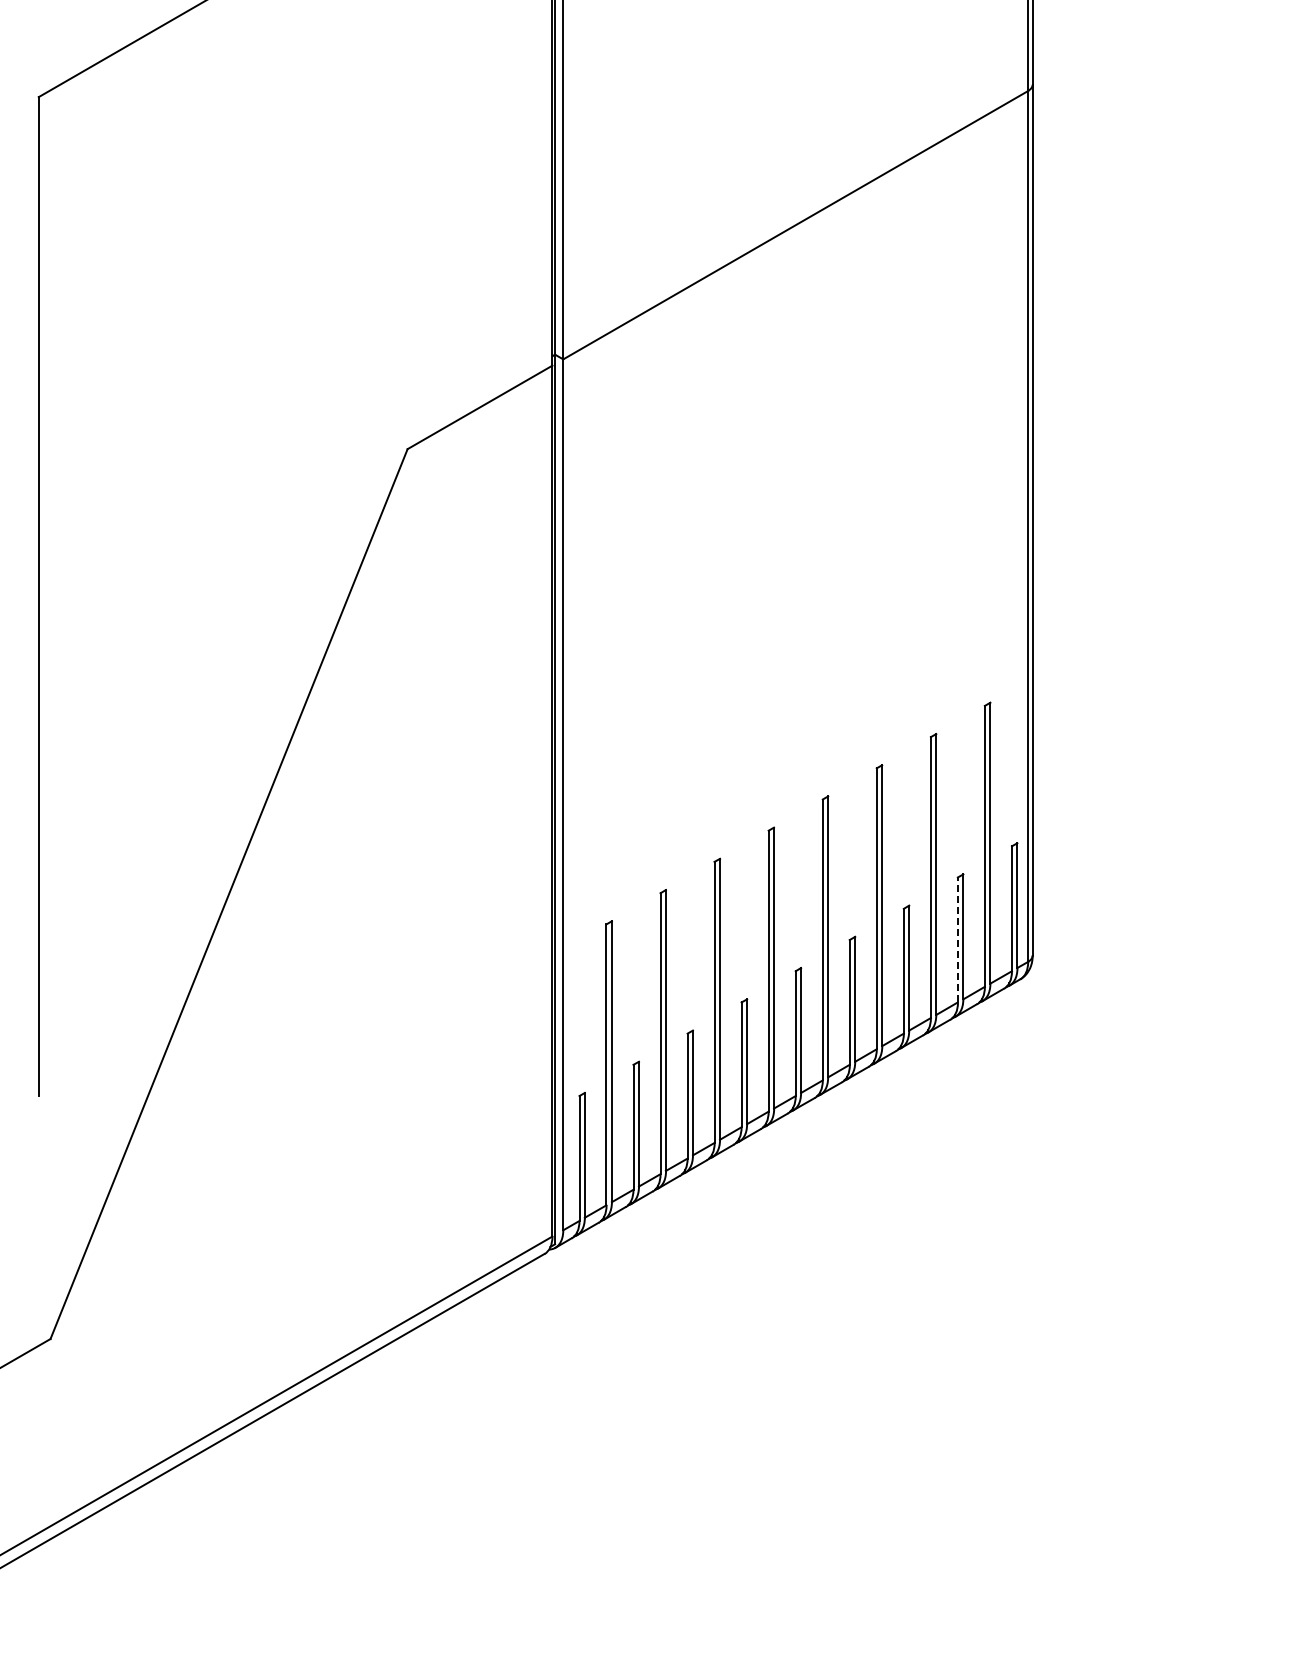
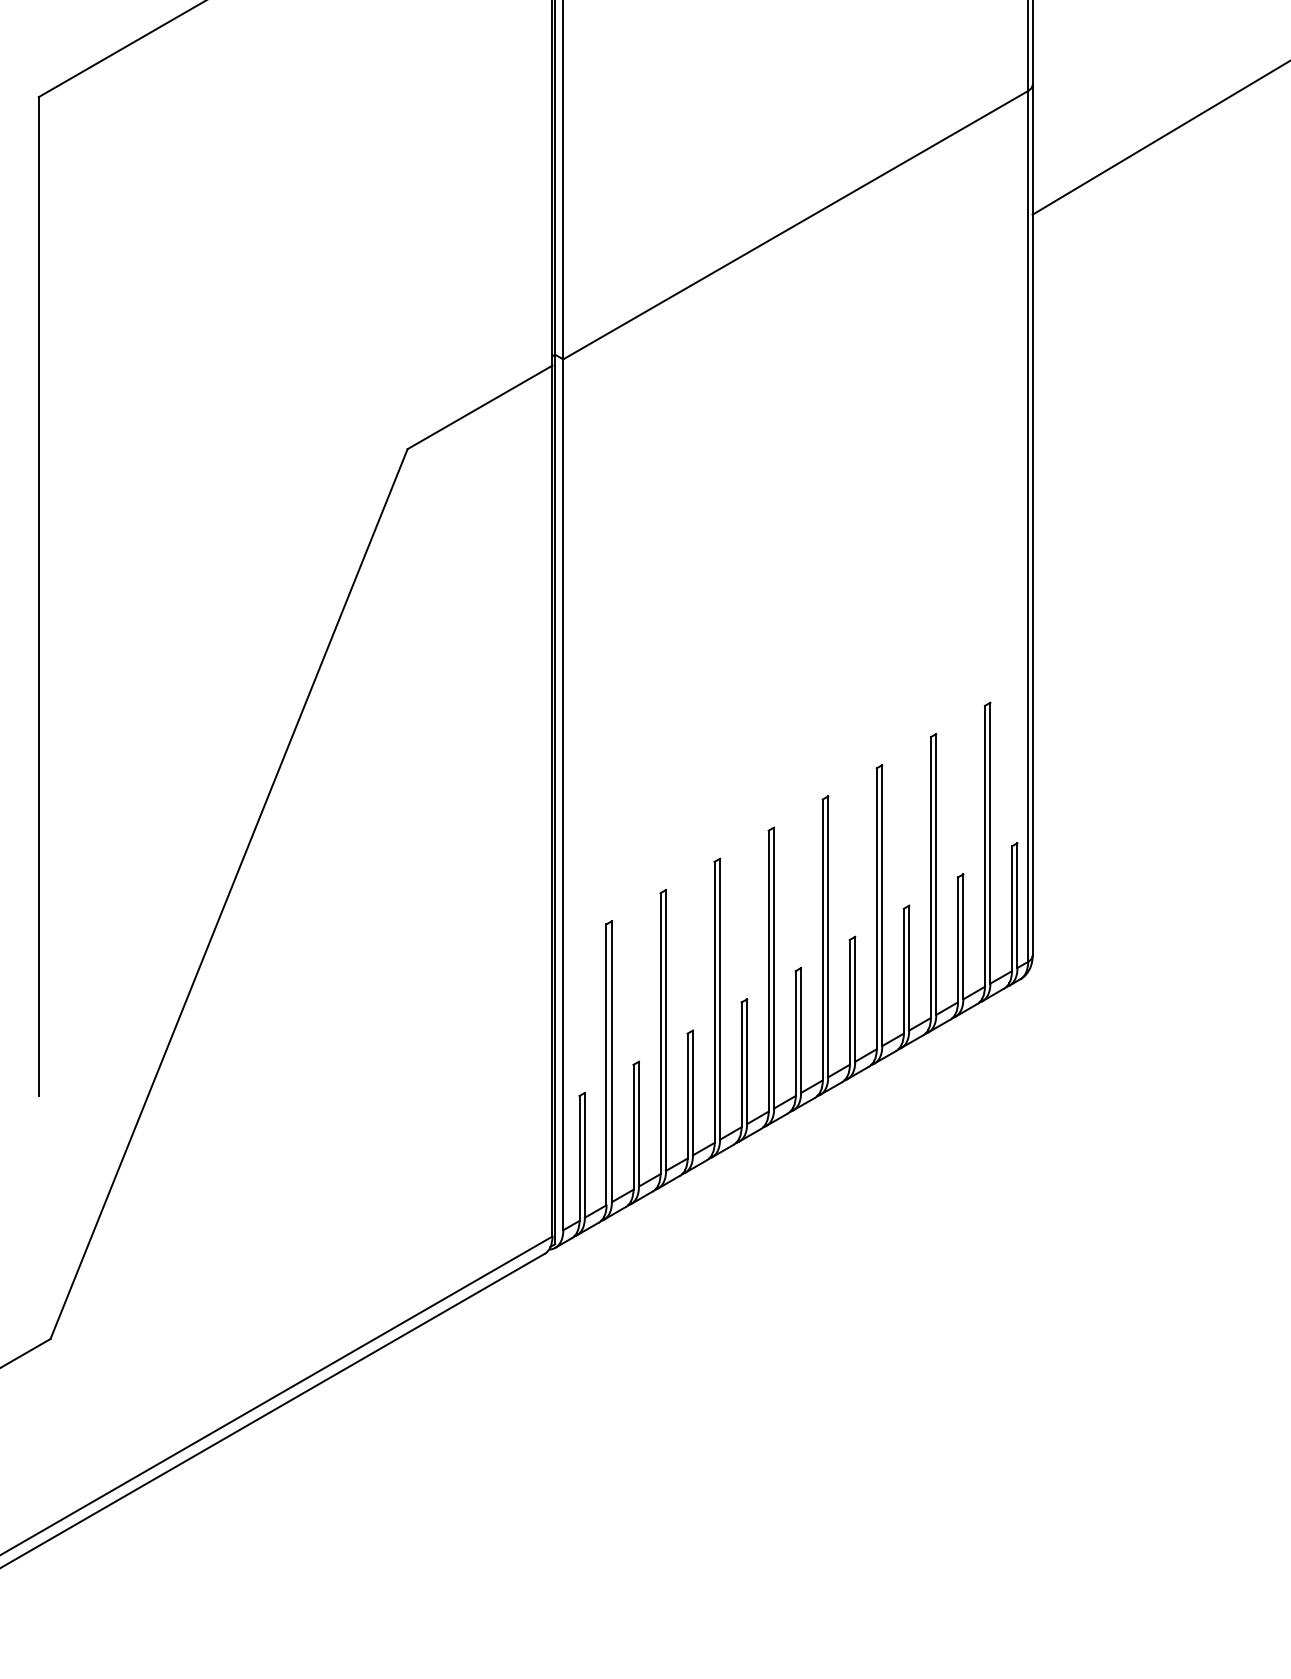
line: none -> present (1159, 138)
line: dashed -> solid (957, 939)
